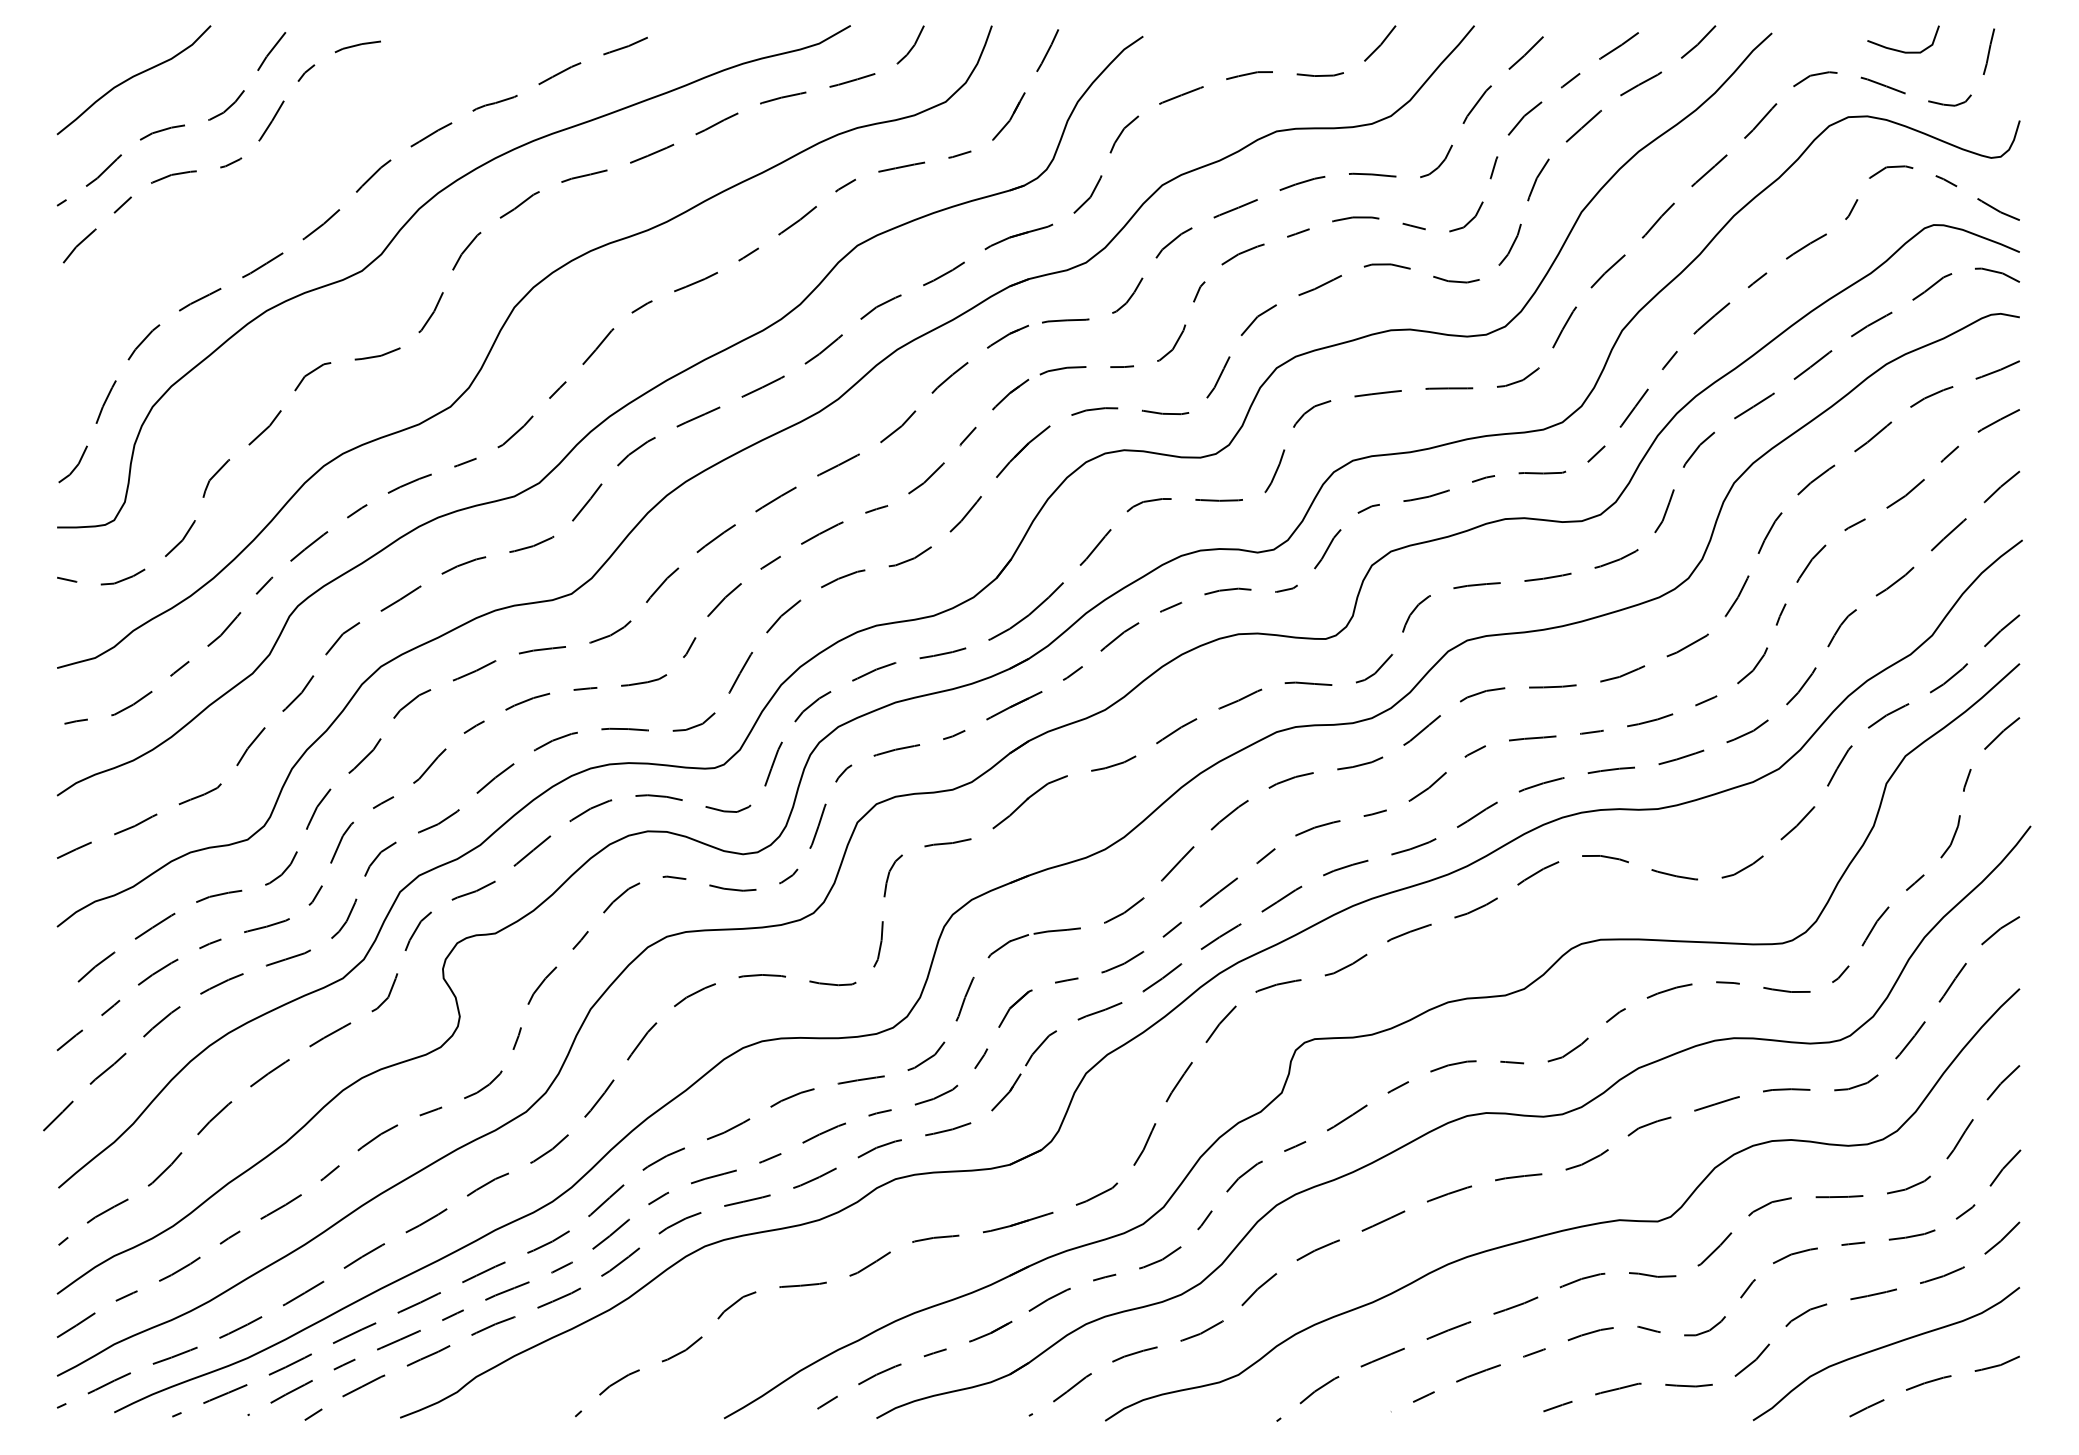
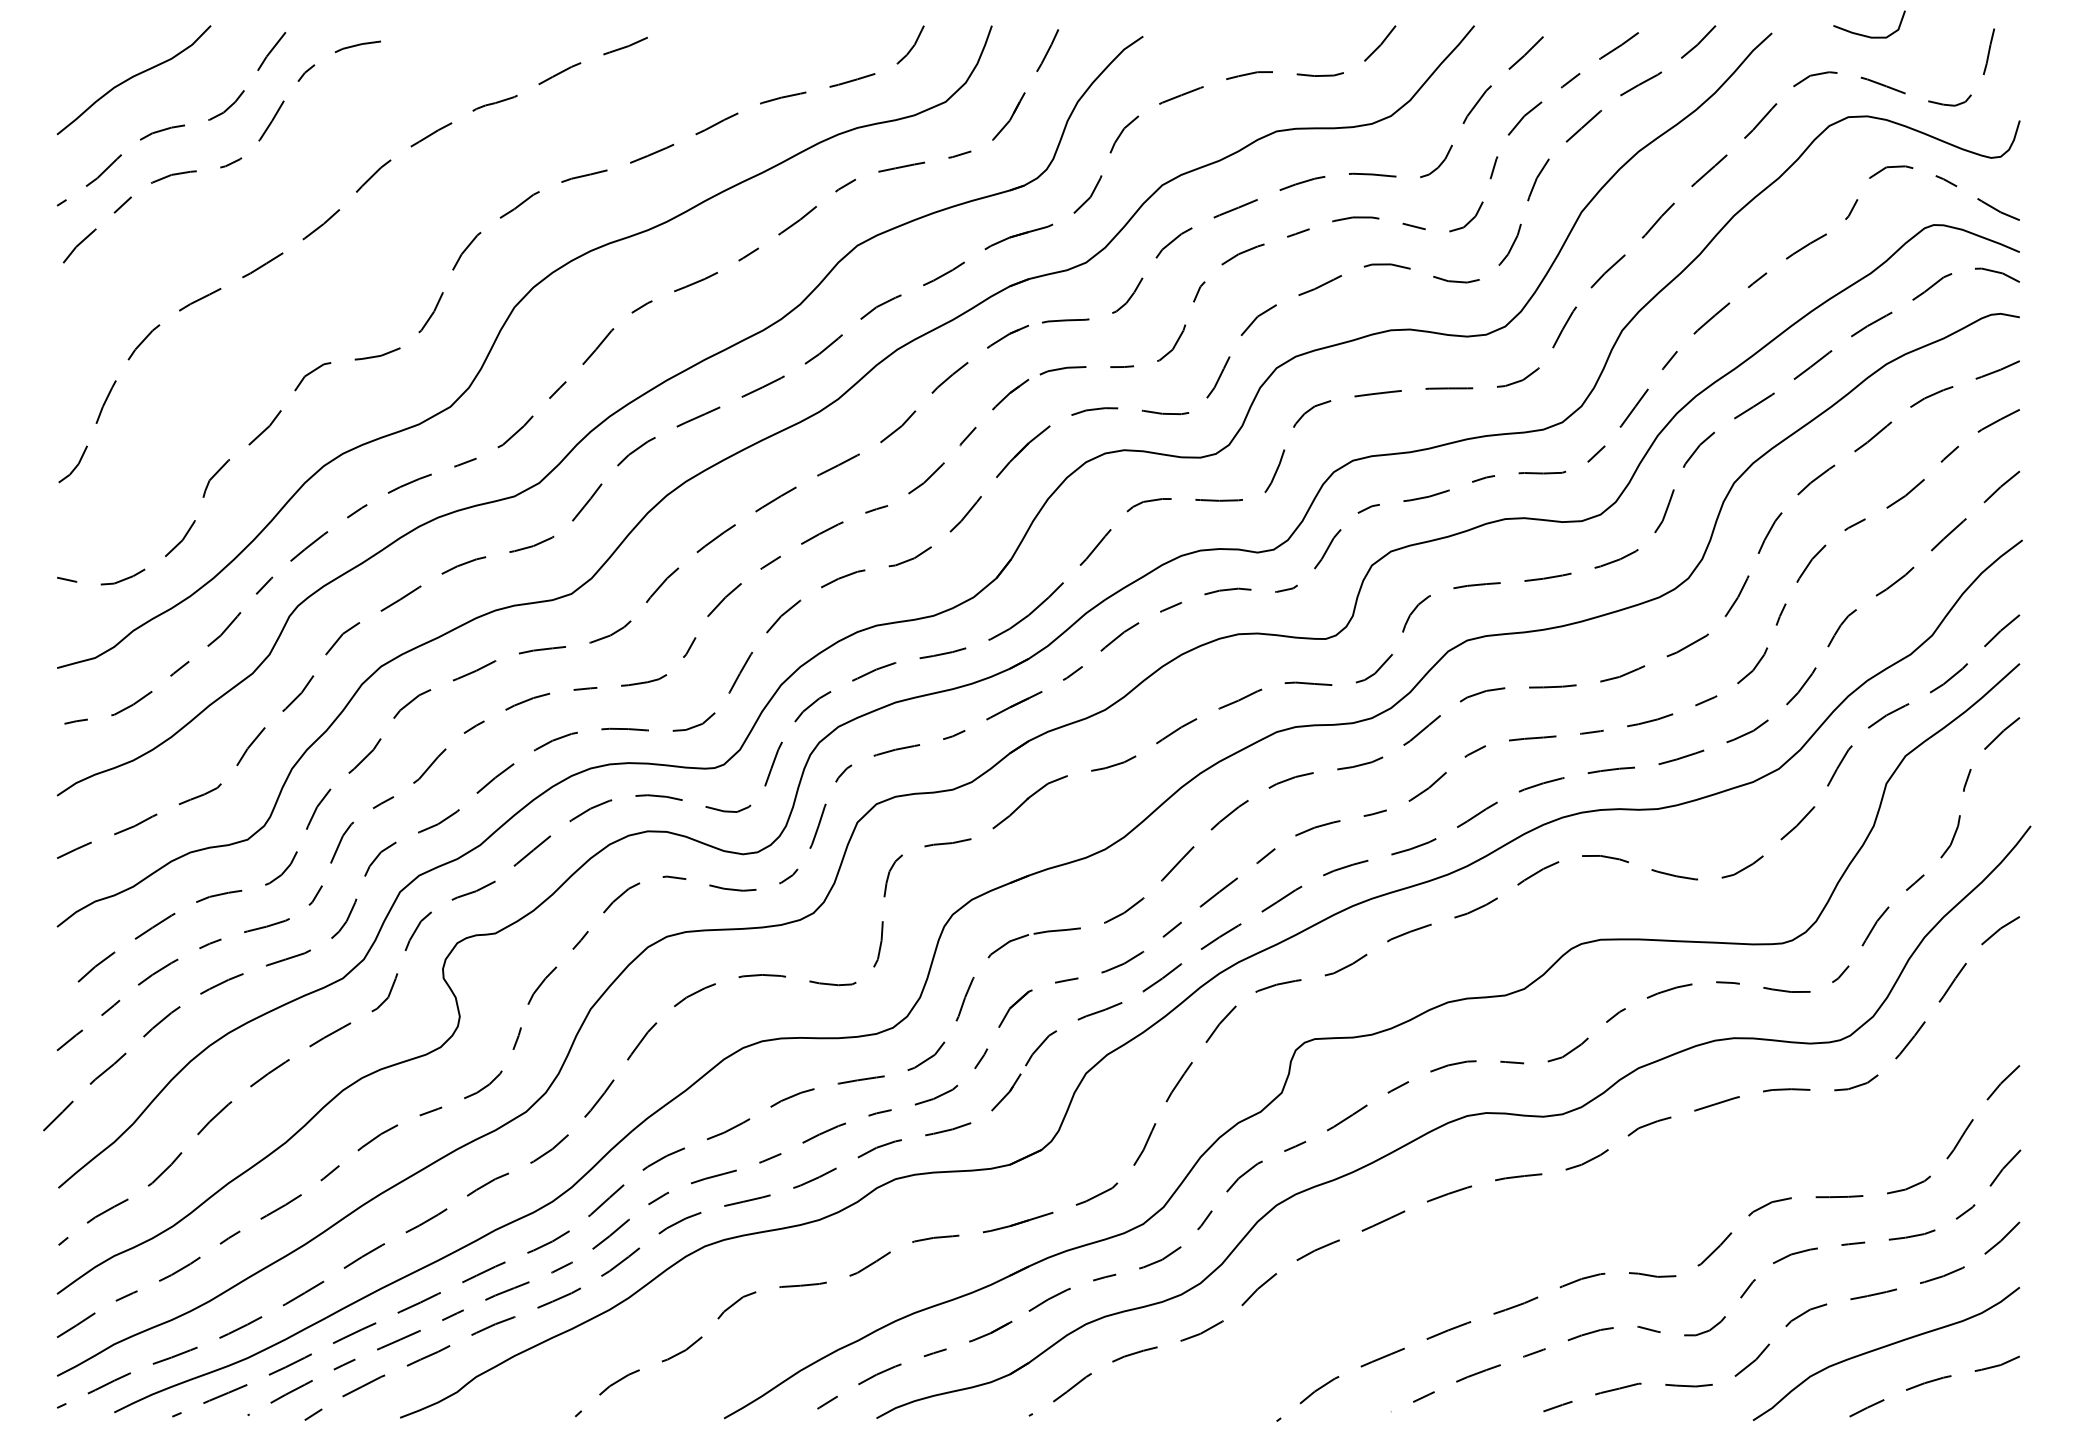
curve position: (1901, 50) -> (1867, 35) (1867, 35)
curve: present -> none (397, 235)
curve: present -> none (1567, 1228)
